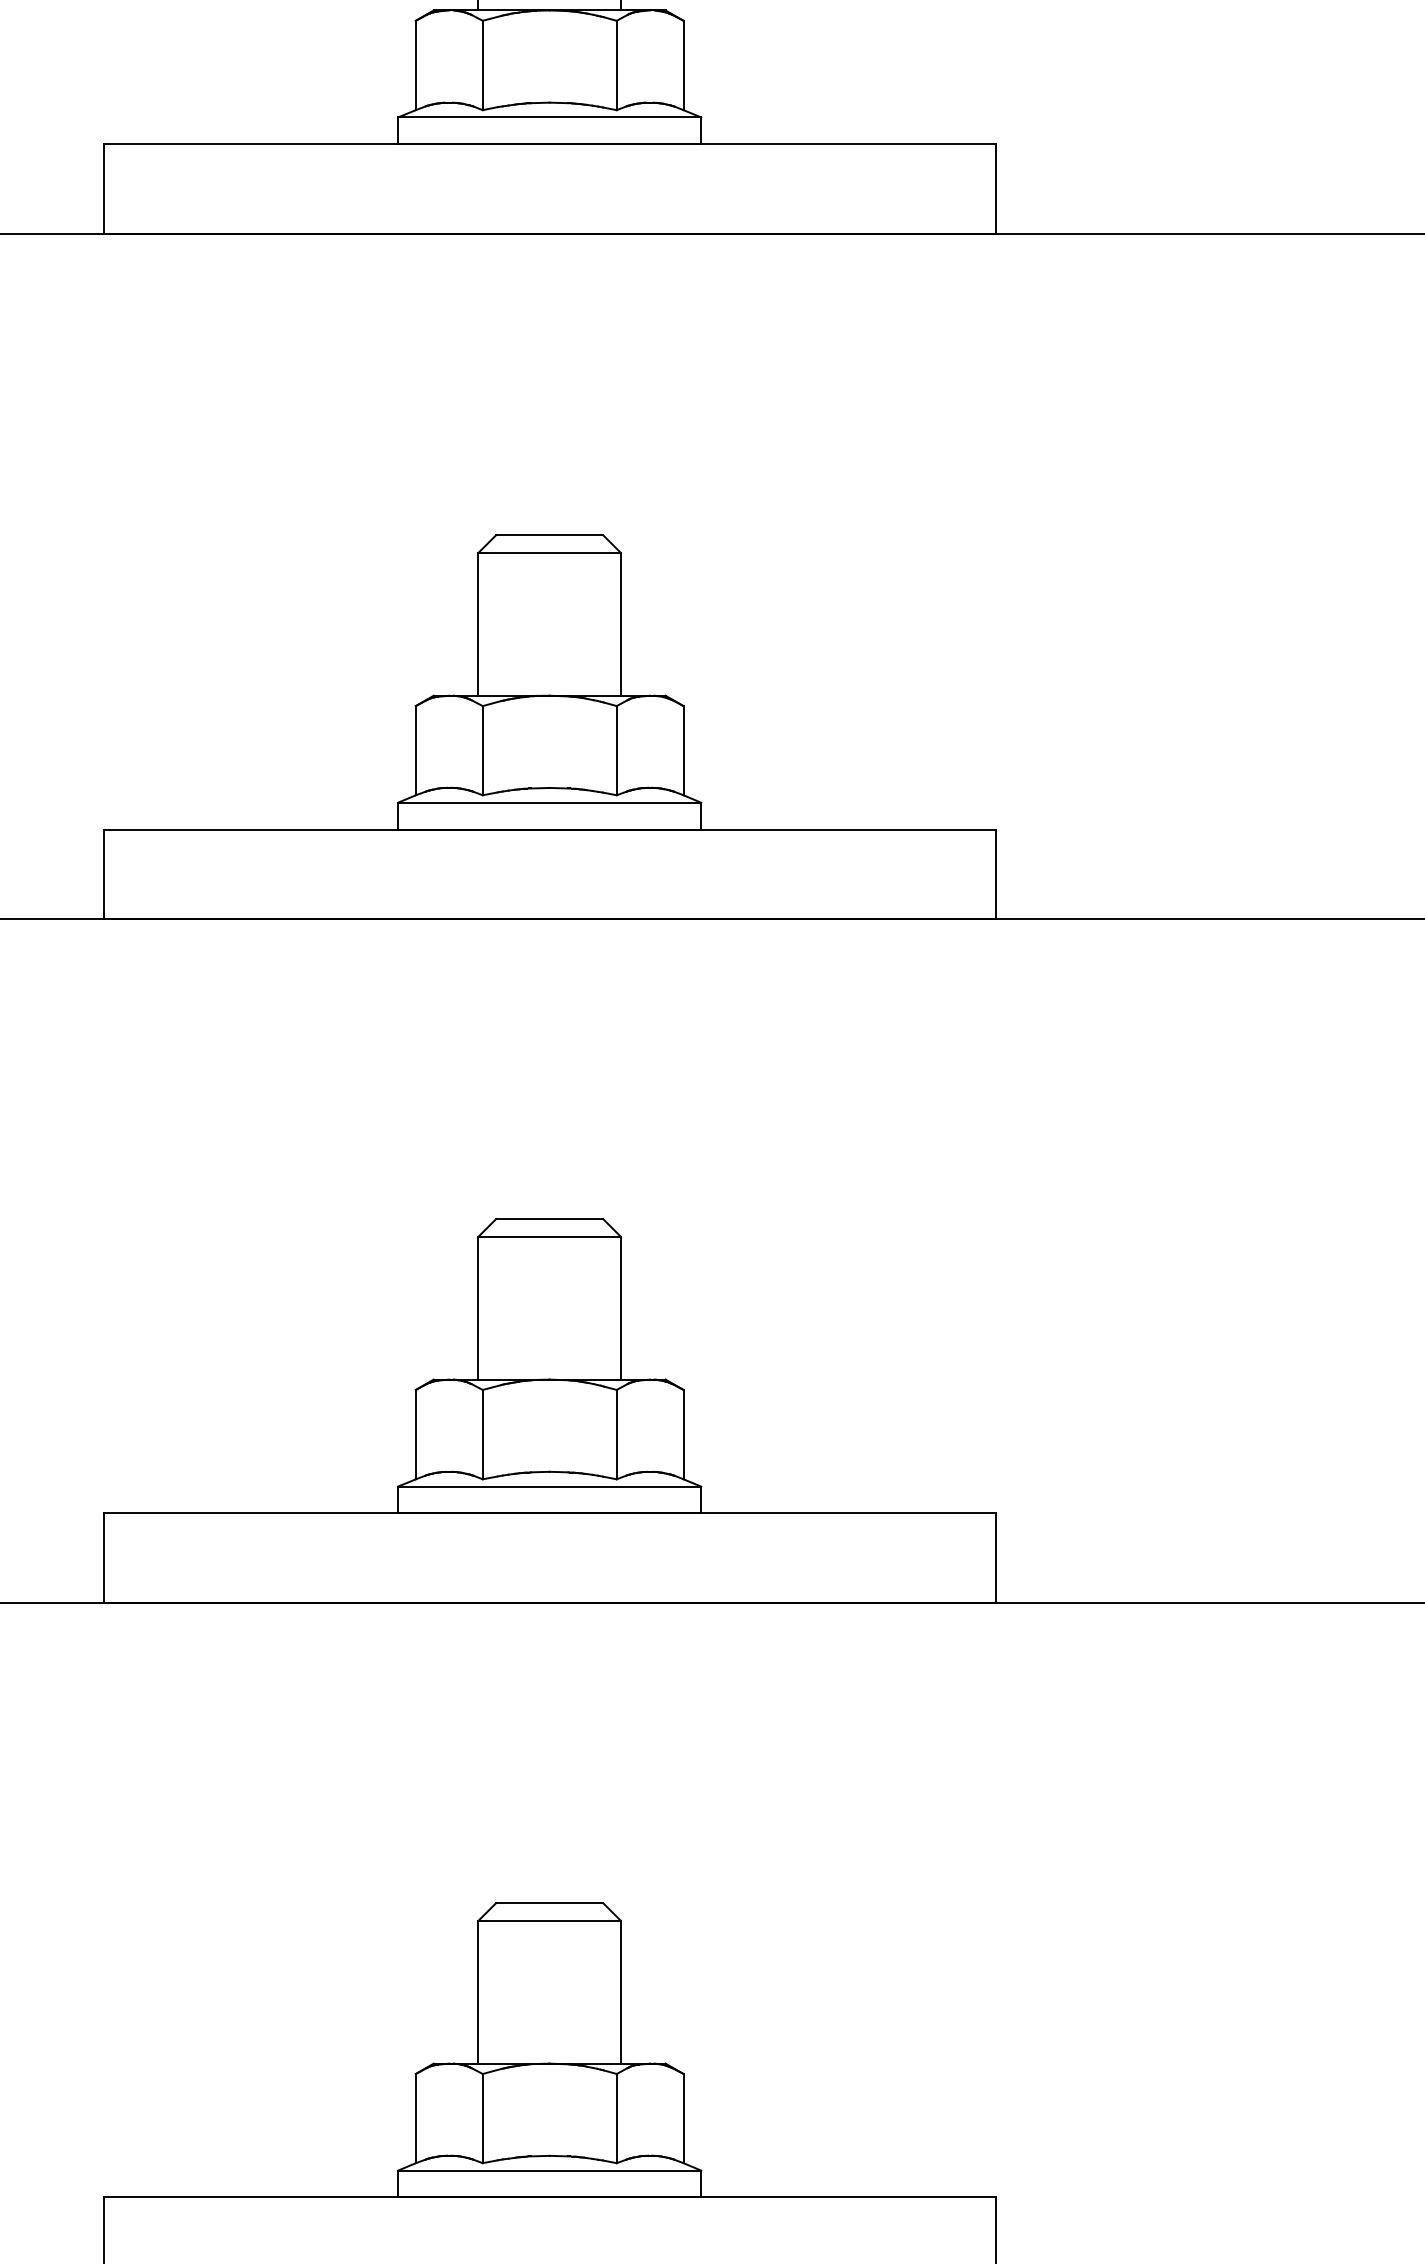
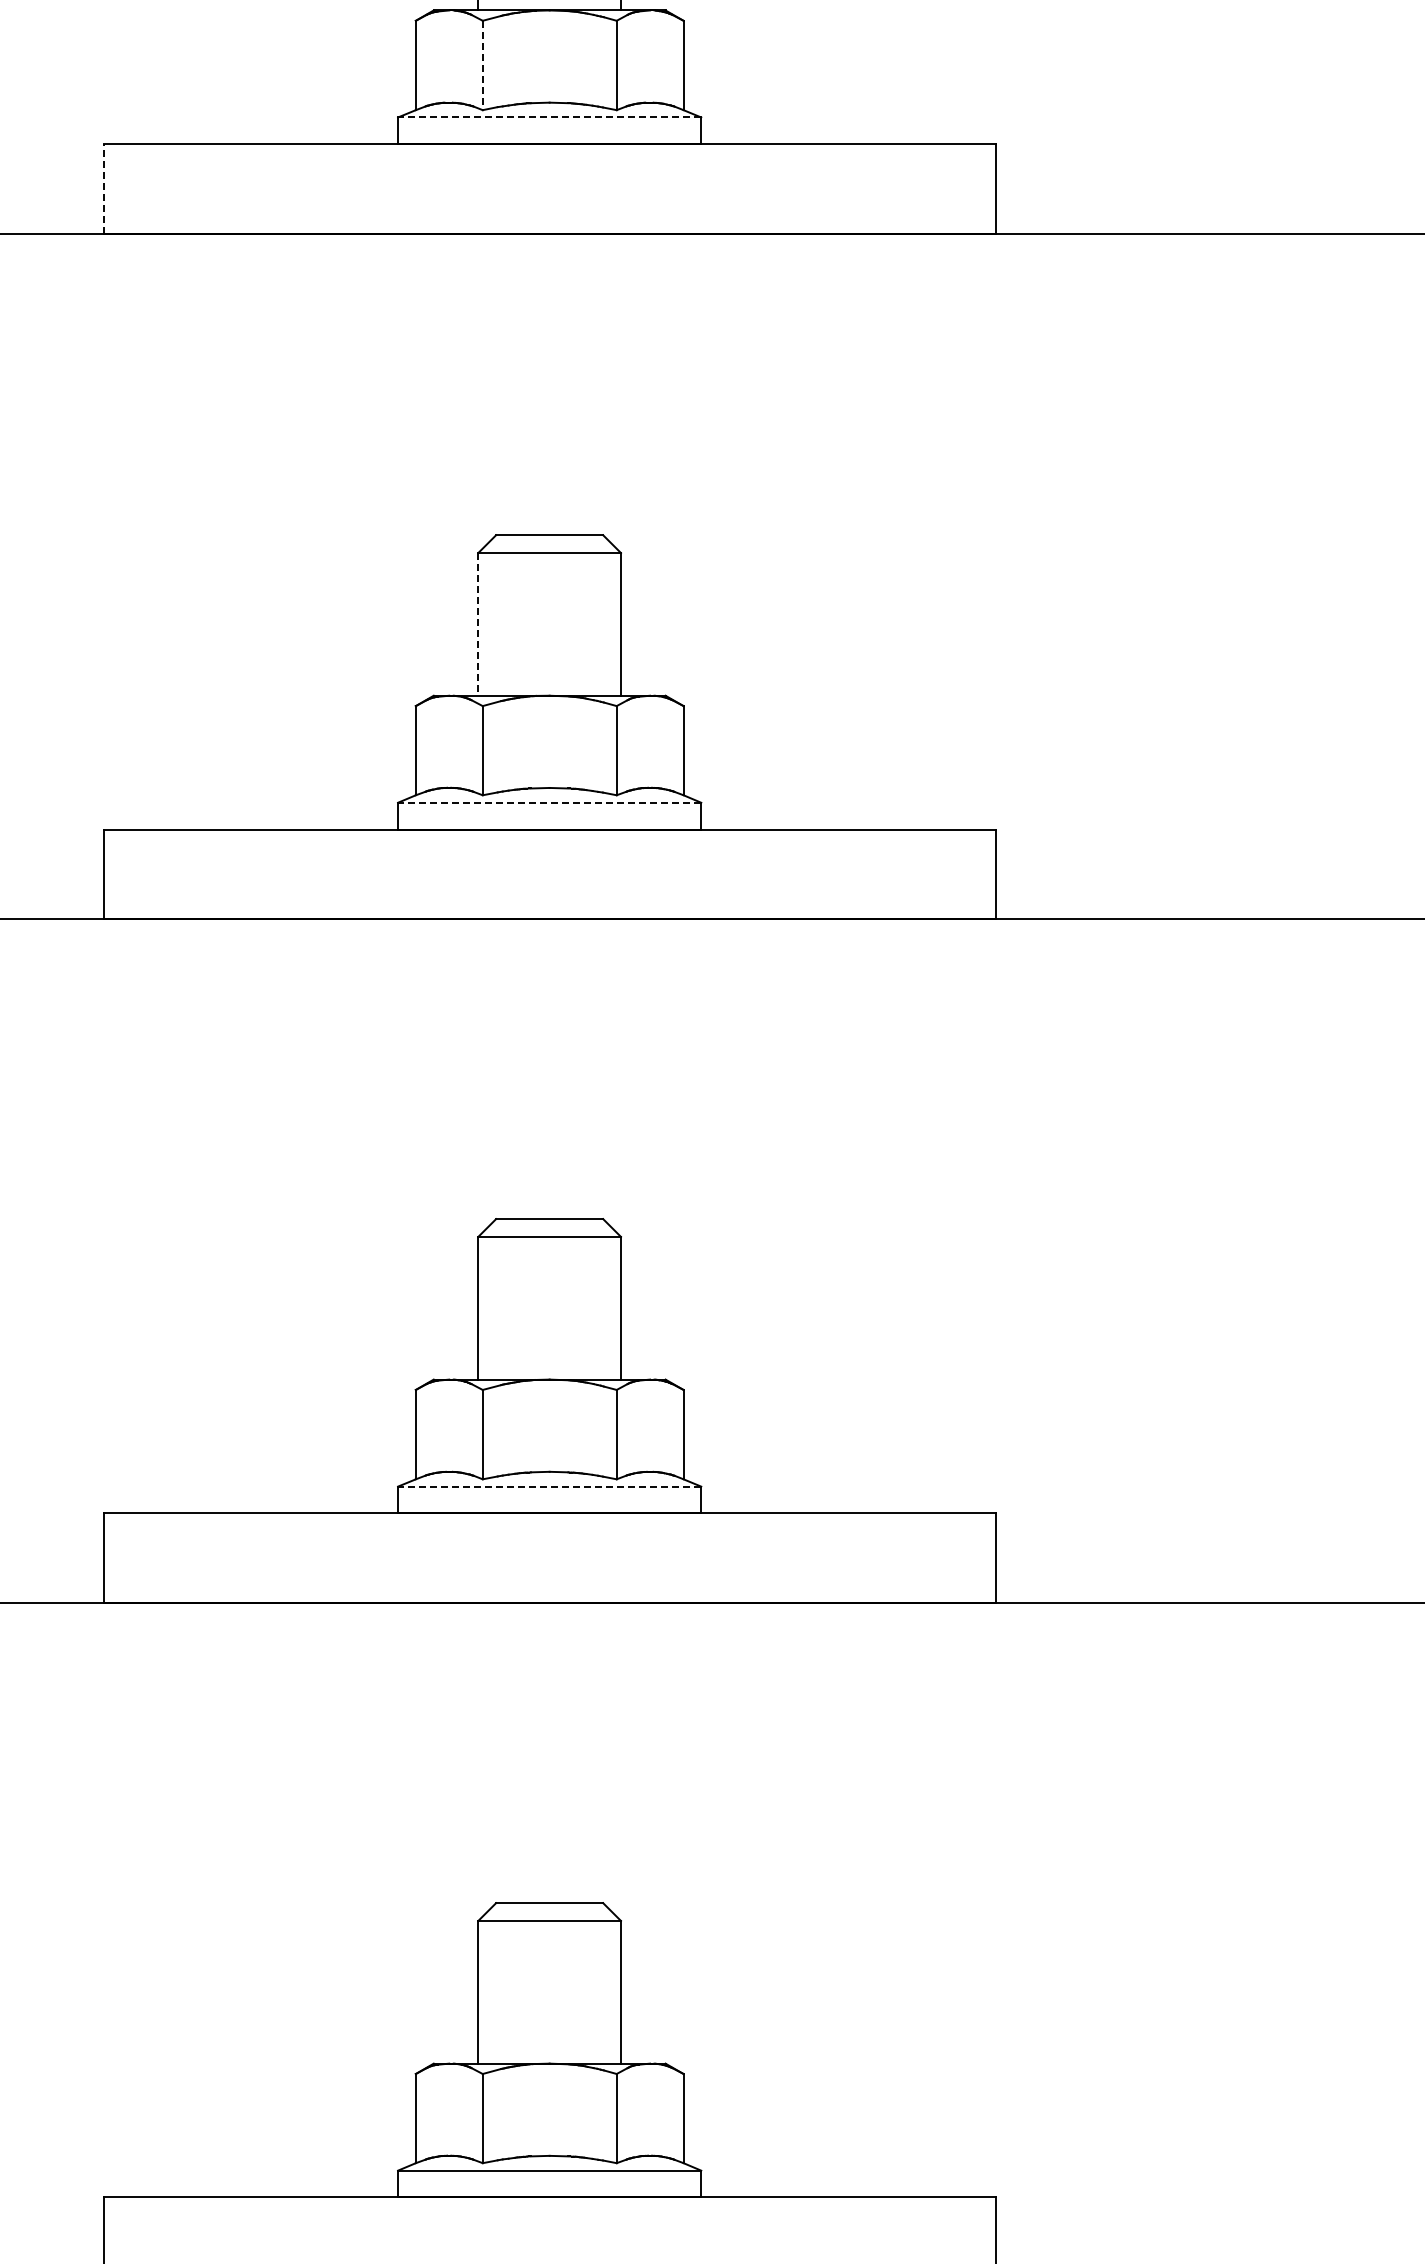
line: solid -> dashed (482, 65)
line: solid -> dashed (549, 117)
line: solid -> dashed (103, 189)
line: solid -> dashed (478, 624)
line: solid -> dashed (549, 802)
line: solid -> dashed (549, 1486)
